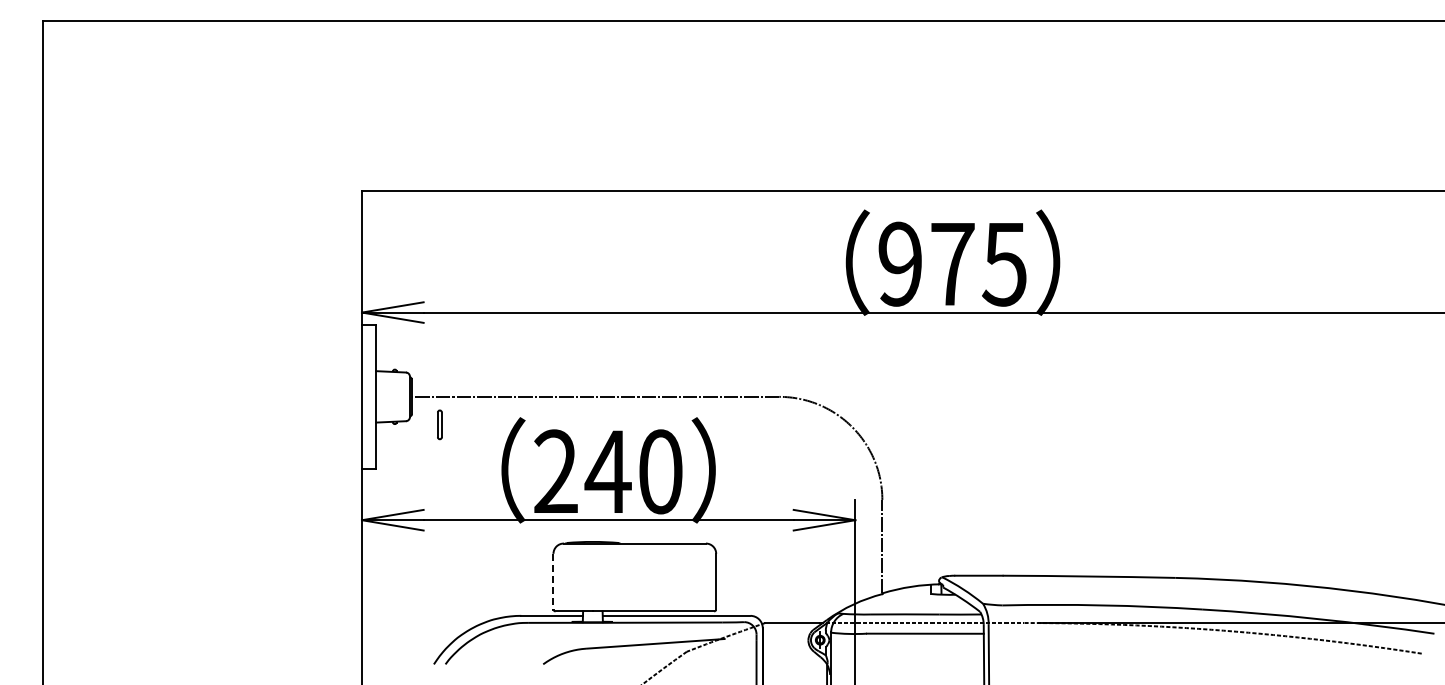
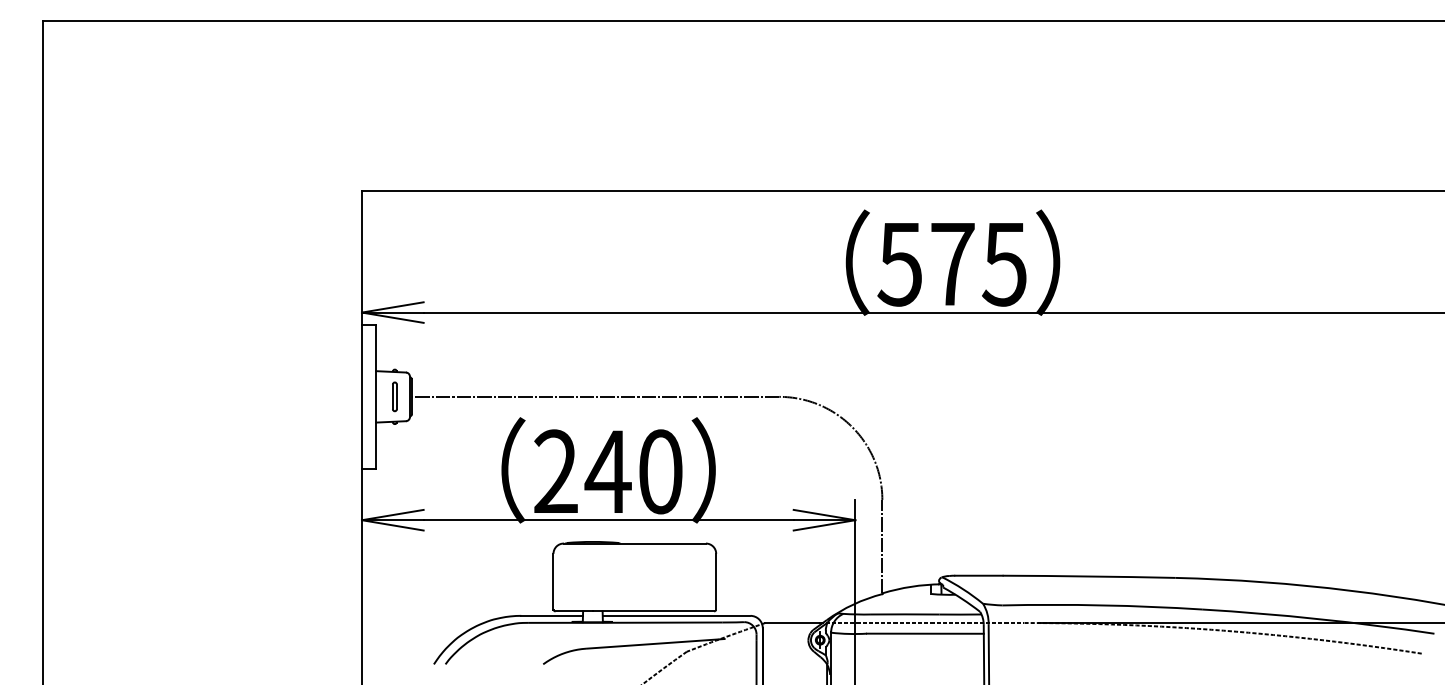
text: 975 -> 575 (899, 263)
part position: (439, 424) -> (394, 396) (394, 396)
line: dashed -> solid (553, 582)
